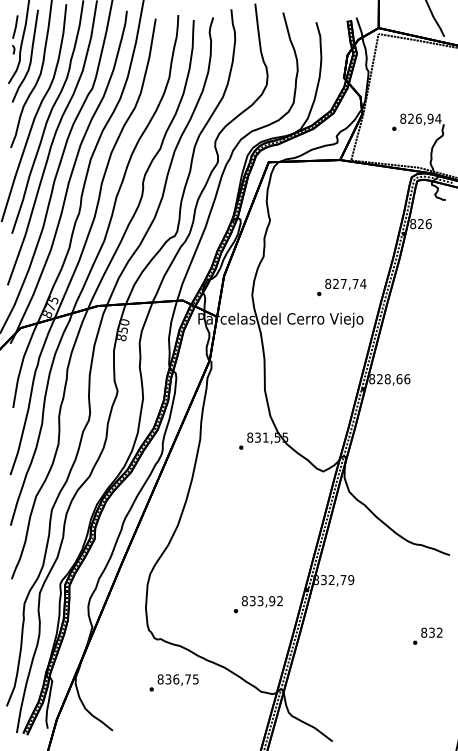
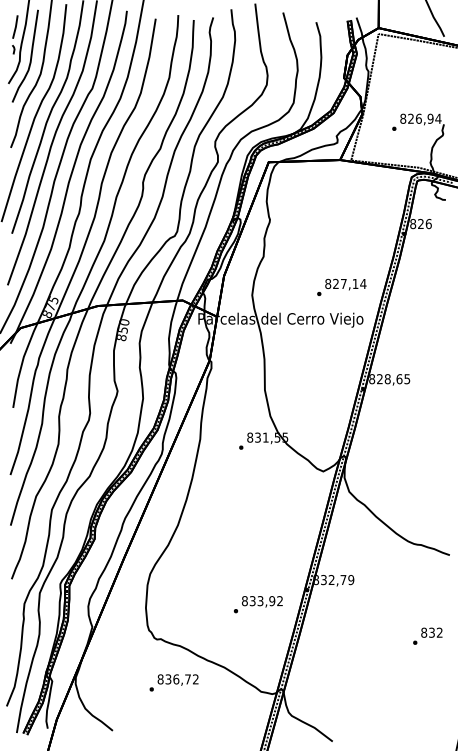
text: 827,74 -> 827,14 (355, 283)
text: 828,66 -> 828,65 (407, 379)
text: 836,75 -> 836,72 (195, 679)
